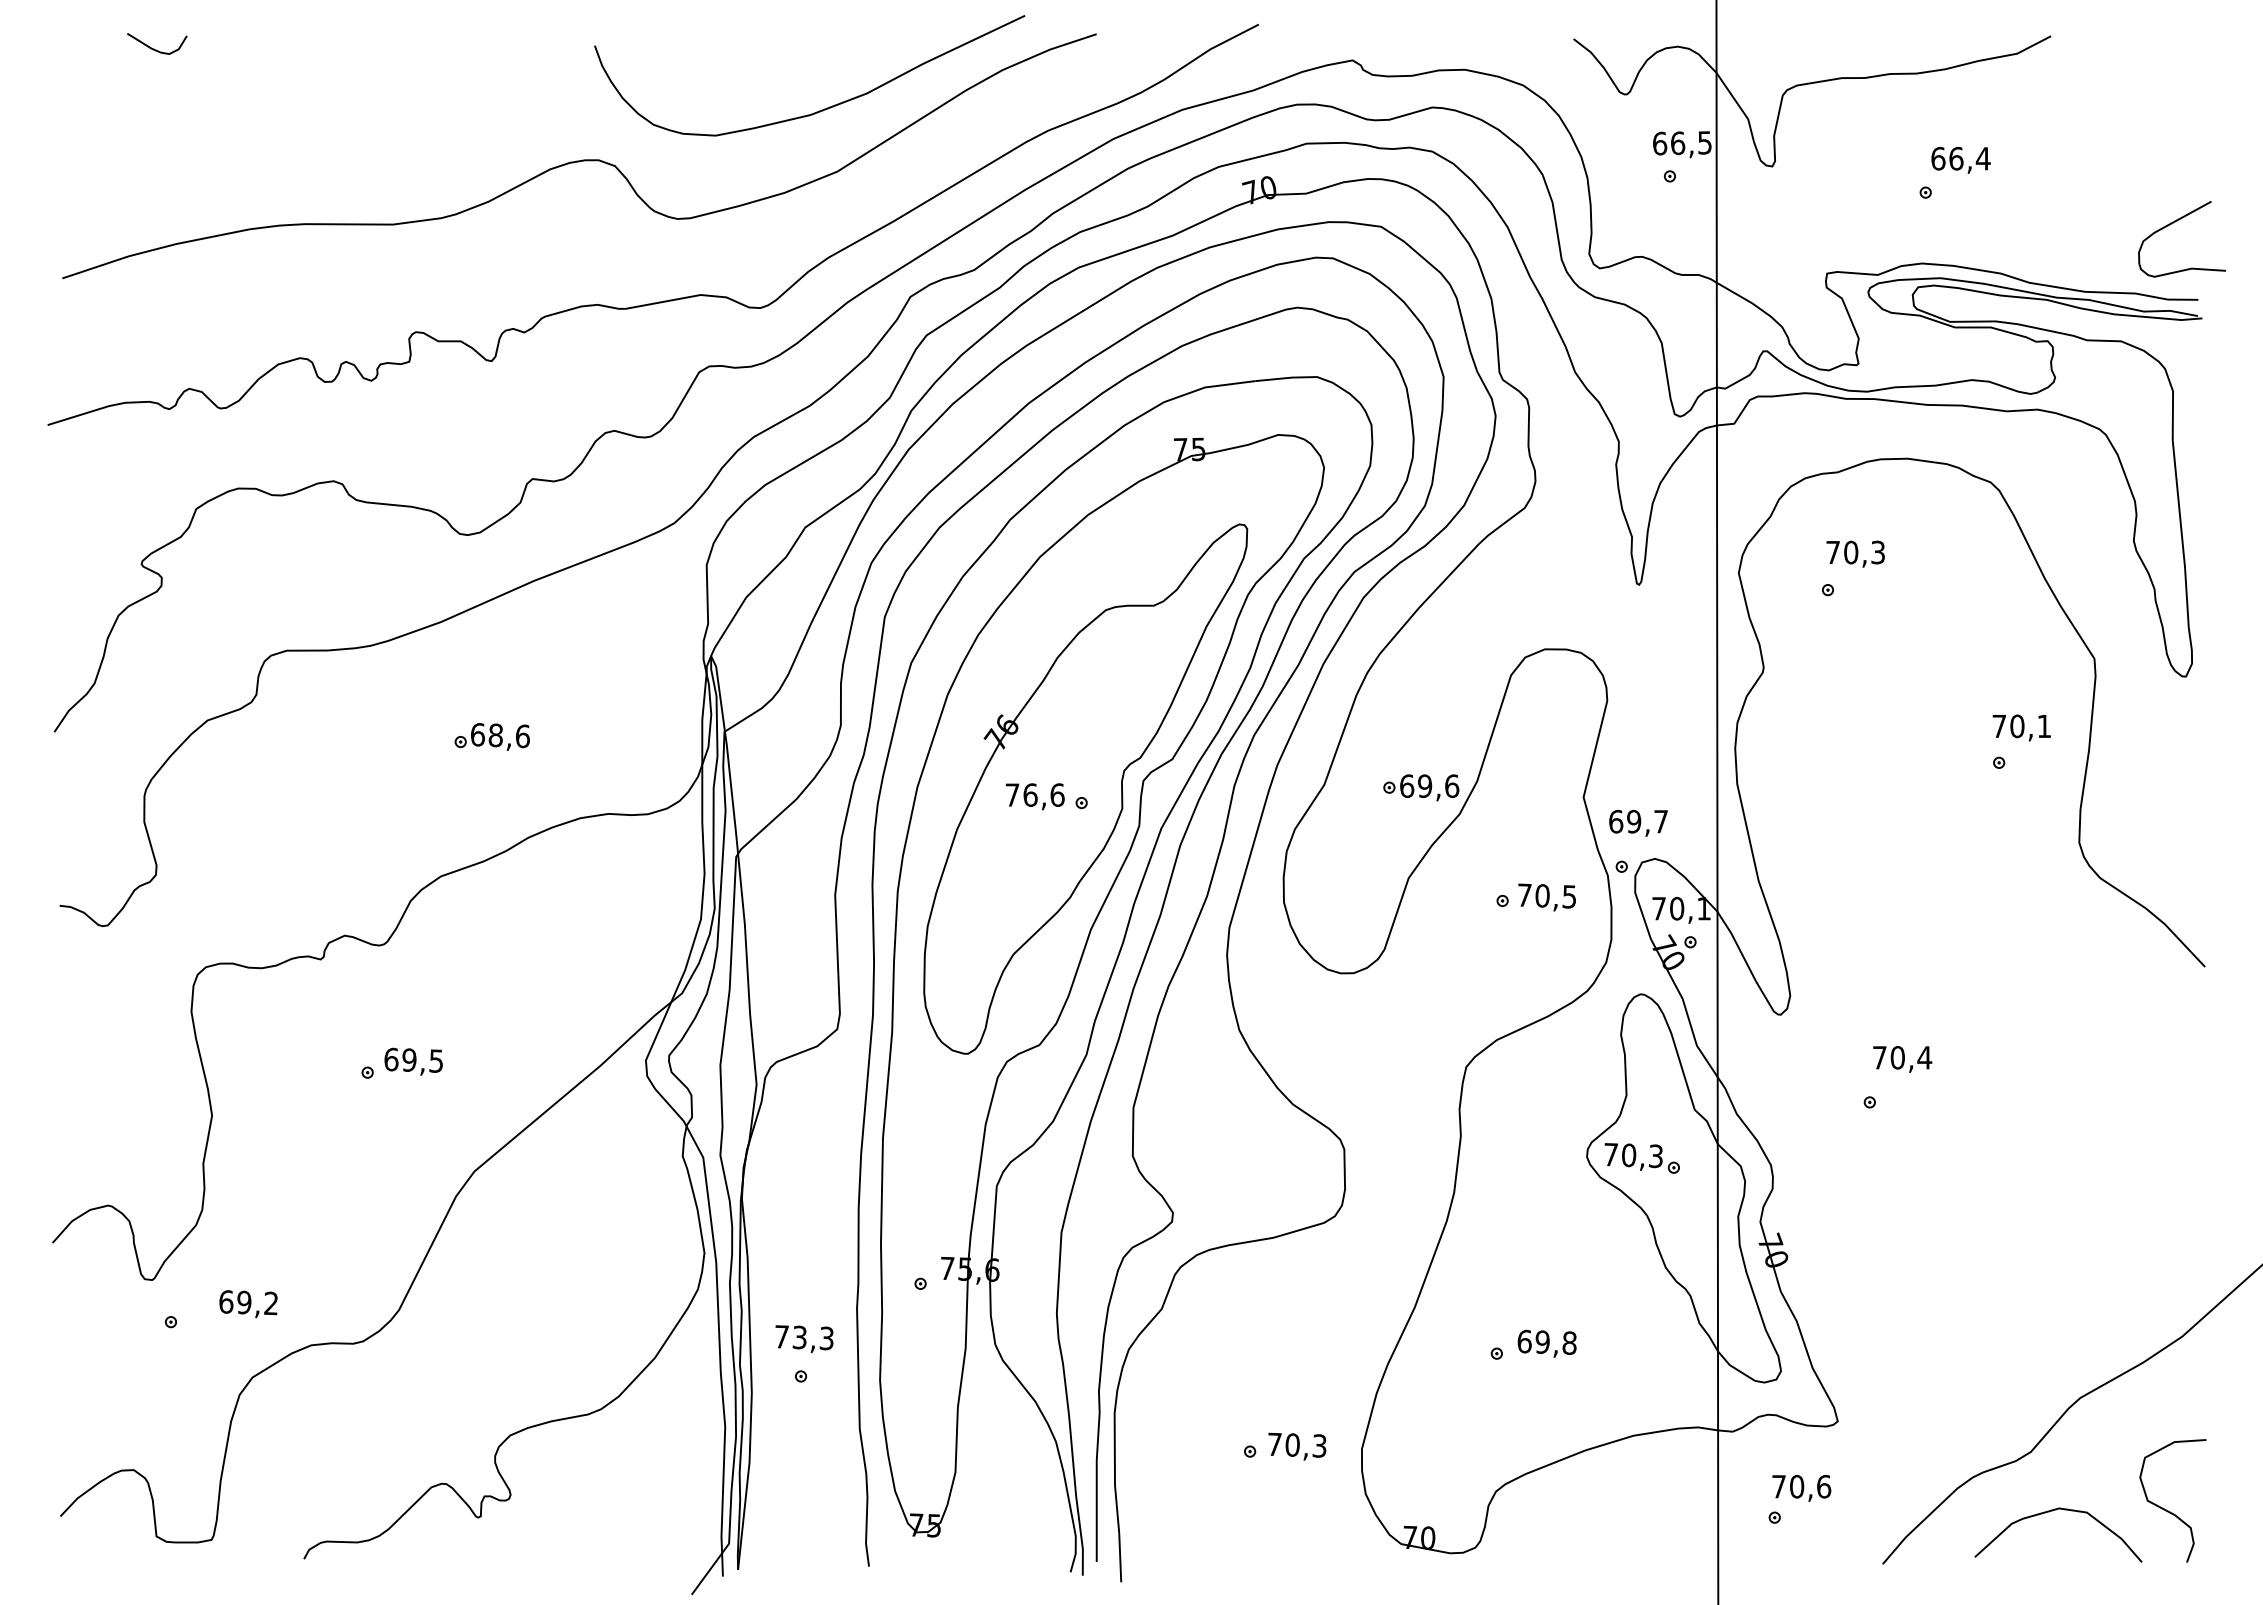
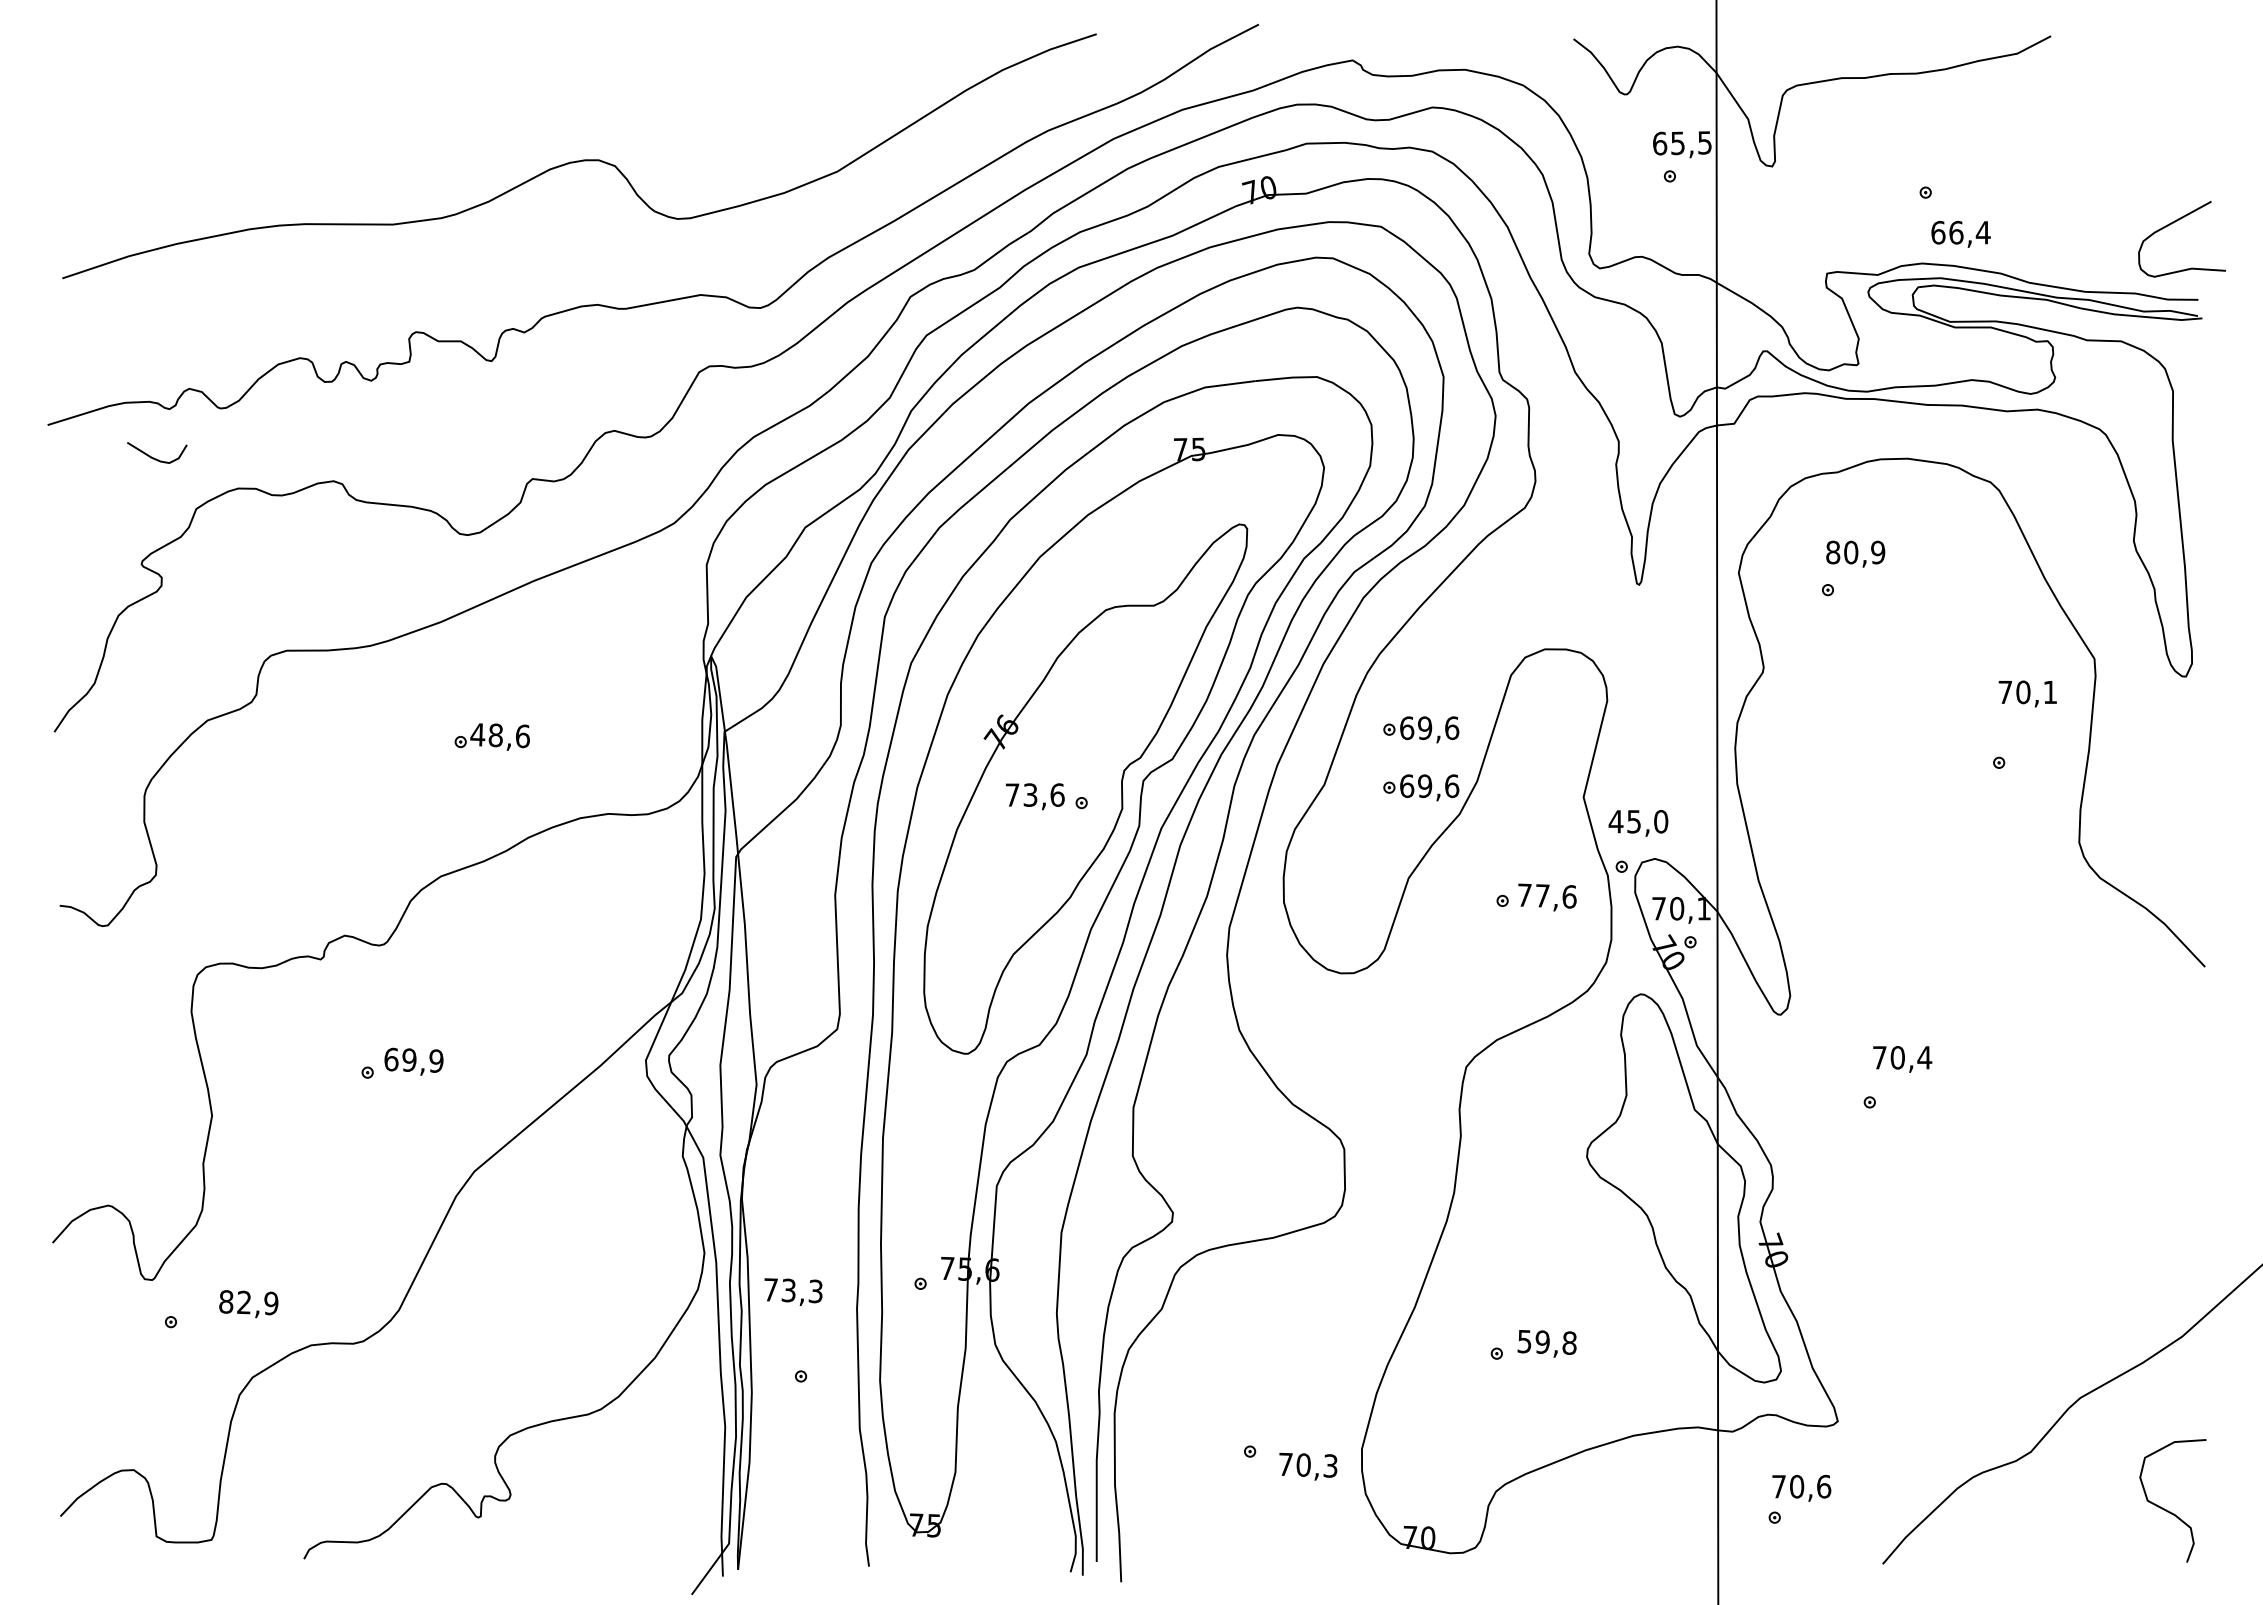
curve position: (154, 48) -> (154, 457) (154, 457)
curve: present -> none (821, 109)
text: 66,5 -> 65,5 (1678, 143)
text position: (1960, 160) -> (1960, 234) (1960, 234)
text: 70,3 -> 80,9 (1855, 552)
text position: (2021, 727) -> (2027, 693) (2027, 693)
part: none -> present (1421, 729)
text: 68,6 -> 48,6 (477, 734)
text: 76,6 -> 73,6 (1030, 794)
text: 69,7 -> 45,0 (1638, 821)
text: 70,5 -> 77,6 (1555, 896)
text: 69,5 -> 69,9 (436, 1060)
part: present -> none (1641, 1158)
text: 69,2 -> 82,9 (248, 1302)
text position: (804, 1338) -> (793, 1291) (793, 1291)
text: 69,8 -> 59,8 (1524, 1341)
text position: (1297, 1446) -> (1308, 1466) (1308, 1466)
curve: present -> none (2052, 1511)
